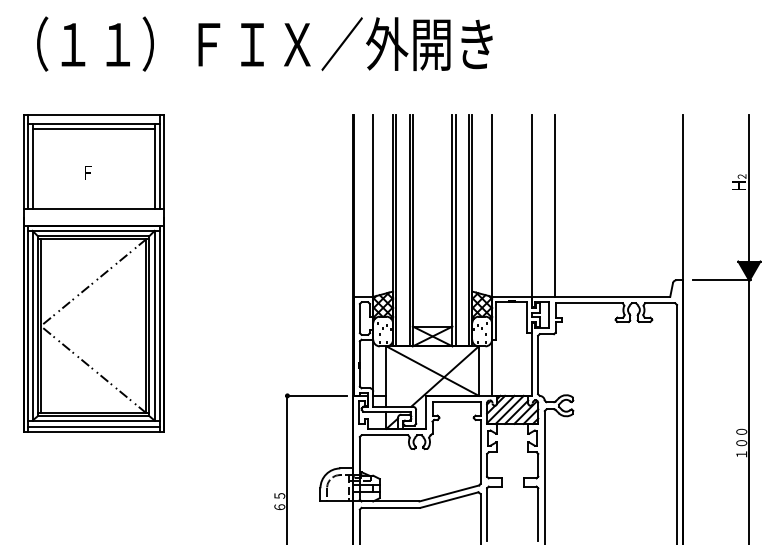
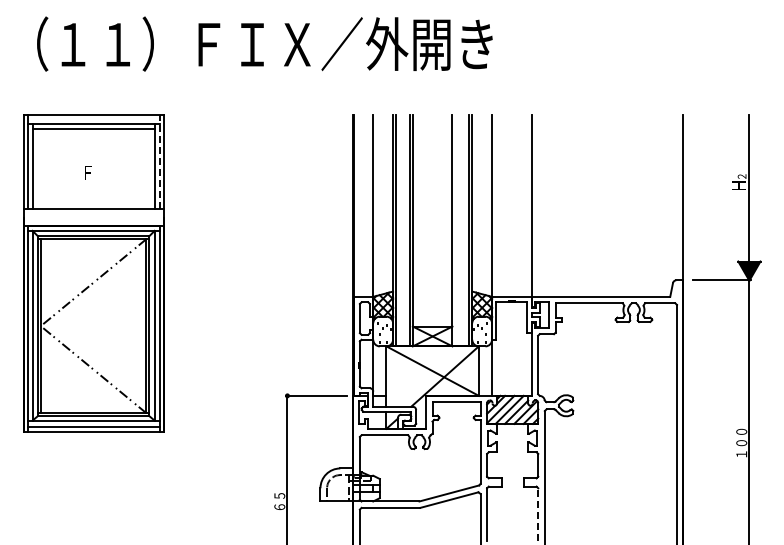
line: solid -> dashed (159, 161)
line: present -> none (554, 205)
line: present -> none (455, 230)
line: solid -> dashed (538, 514)
